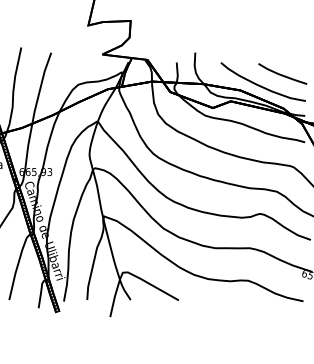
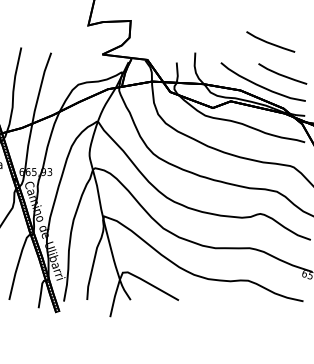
line: none -> present (270, 42)
